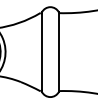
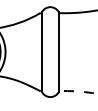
arc: solid -> dashed (77, 91)
